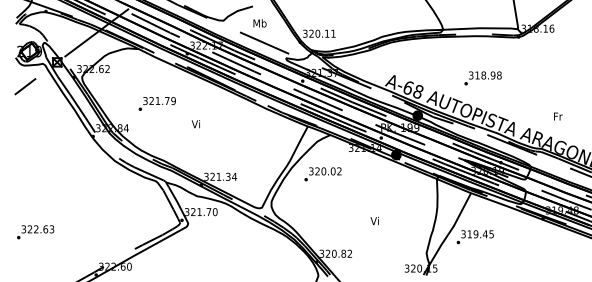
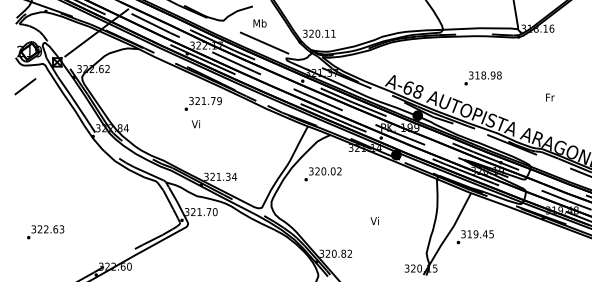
text position: (156, 103) -> (202, 103) (202, 103)
text position: (558, 116) -> (550, 97) (550, 97)
text position: (35, 232) -> (45, 232) (45, 232)
